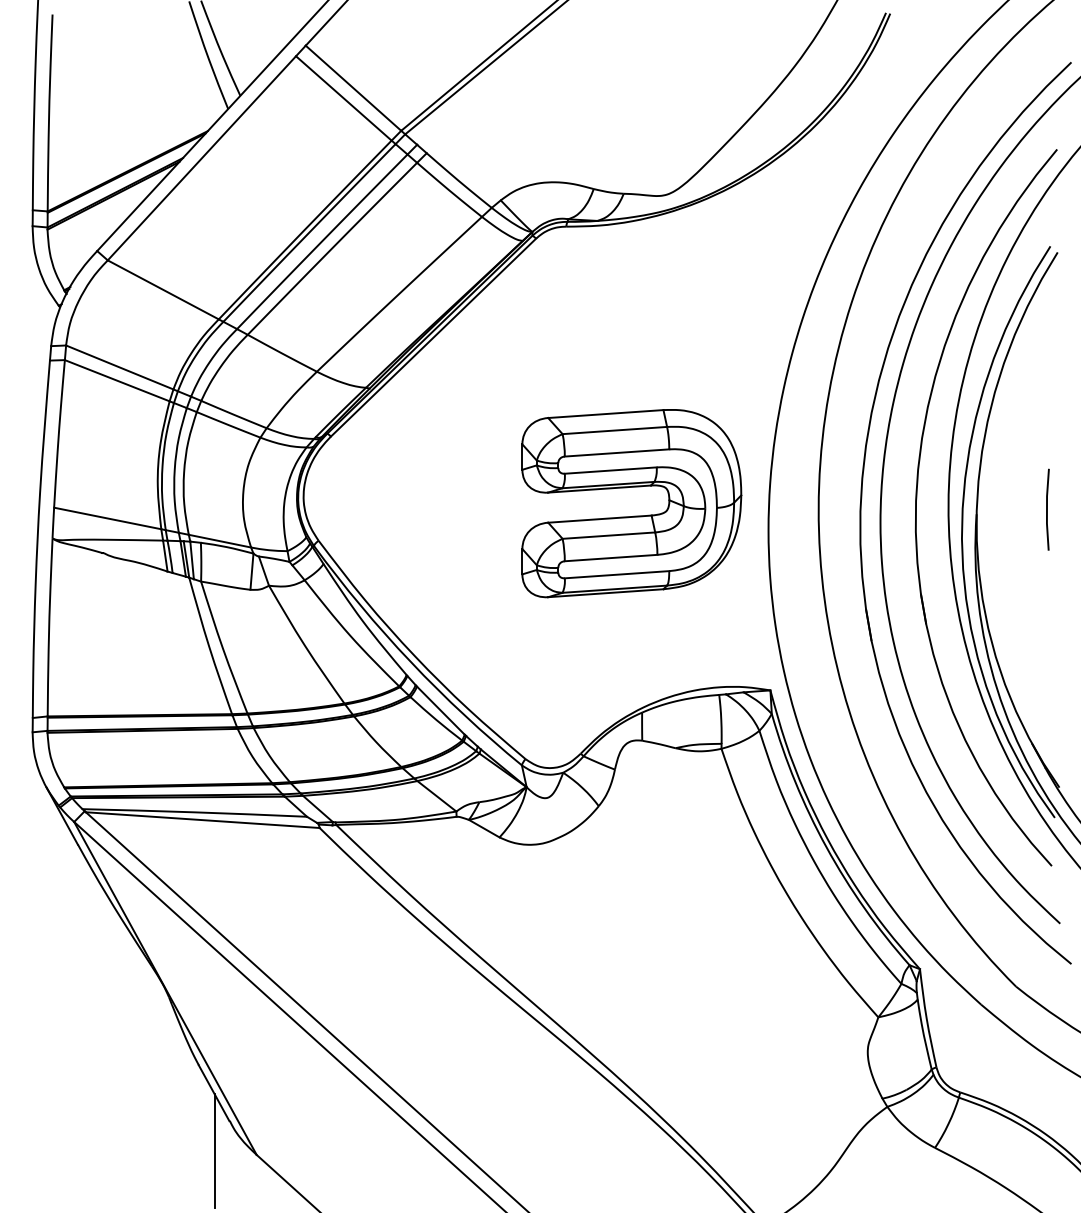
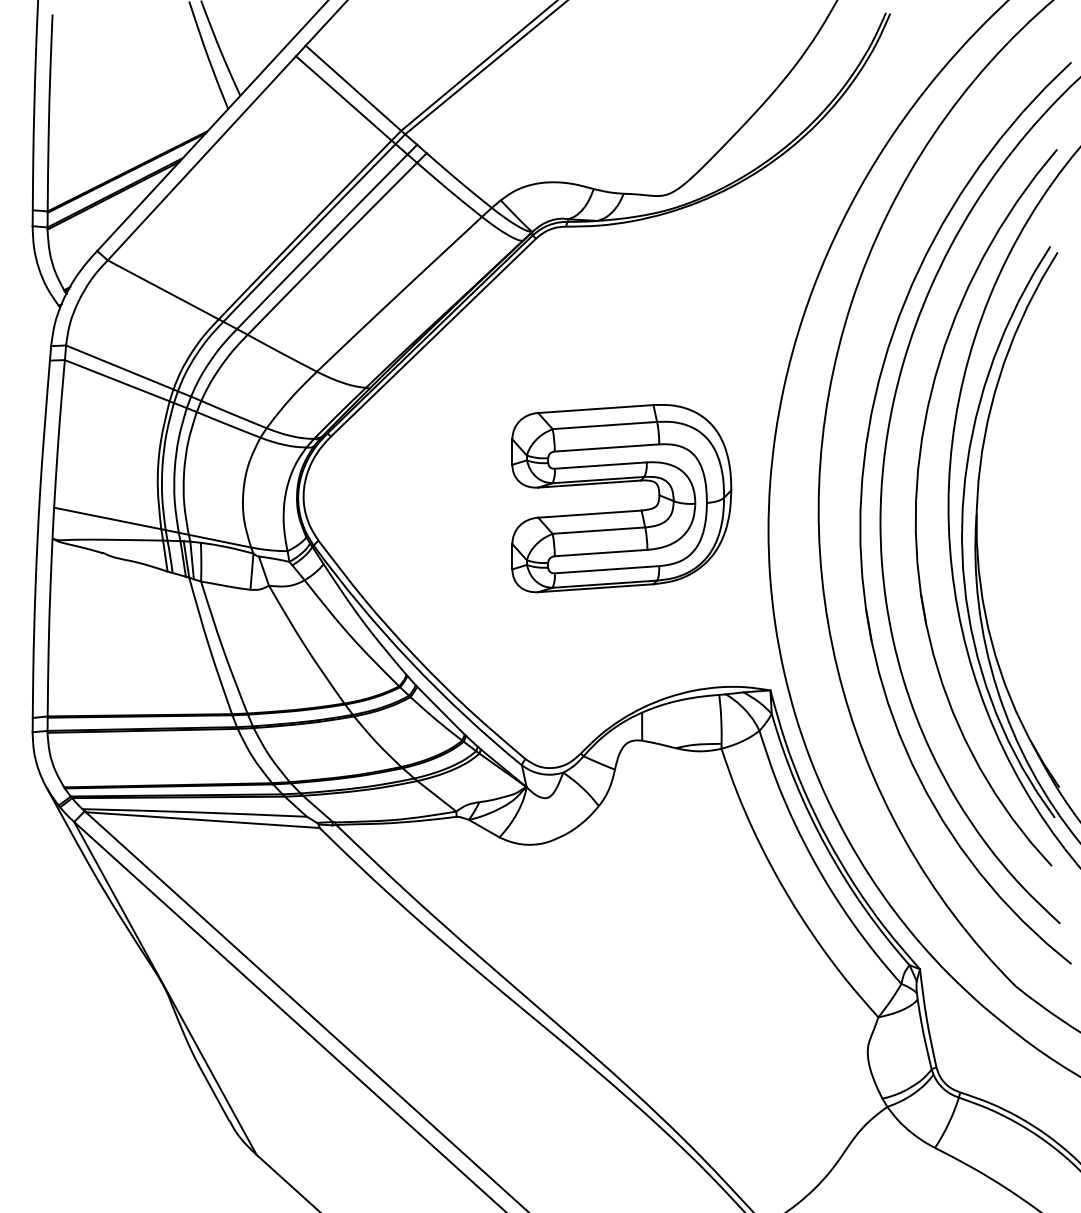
line: present -> none (1047, 509)
part position: (633, 515) -> (623, 510) (623, 510)
line: present -> none (214, 1151)
